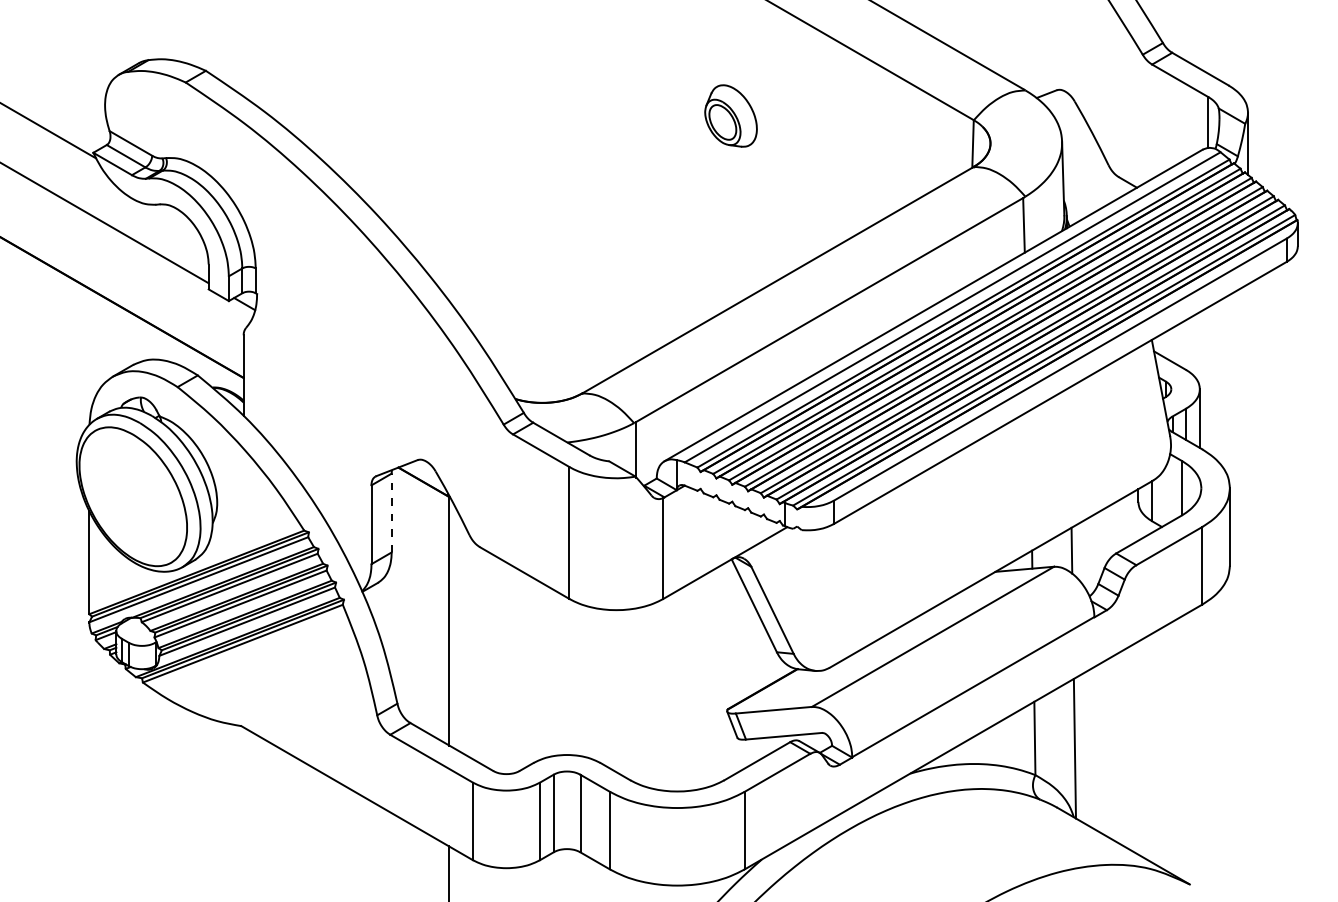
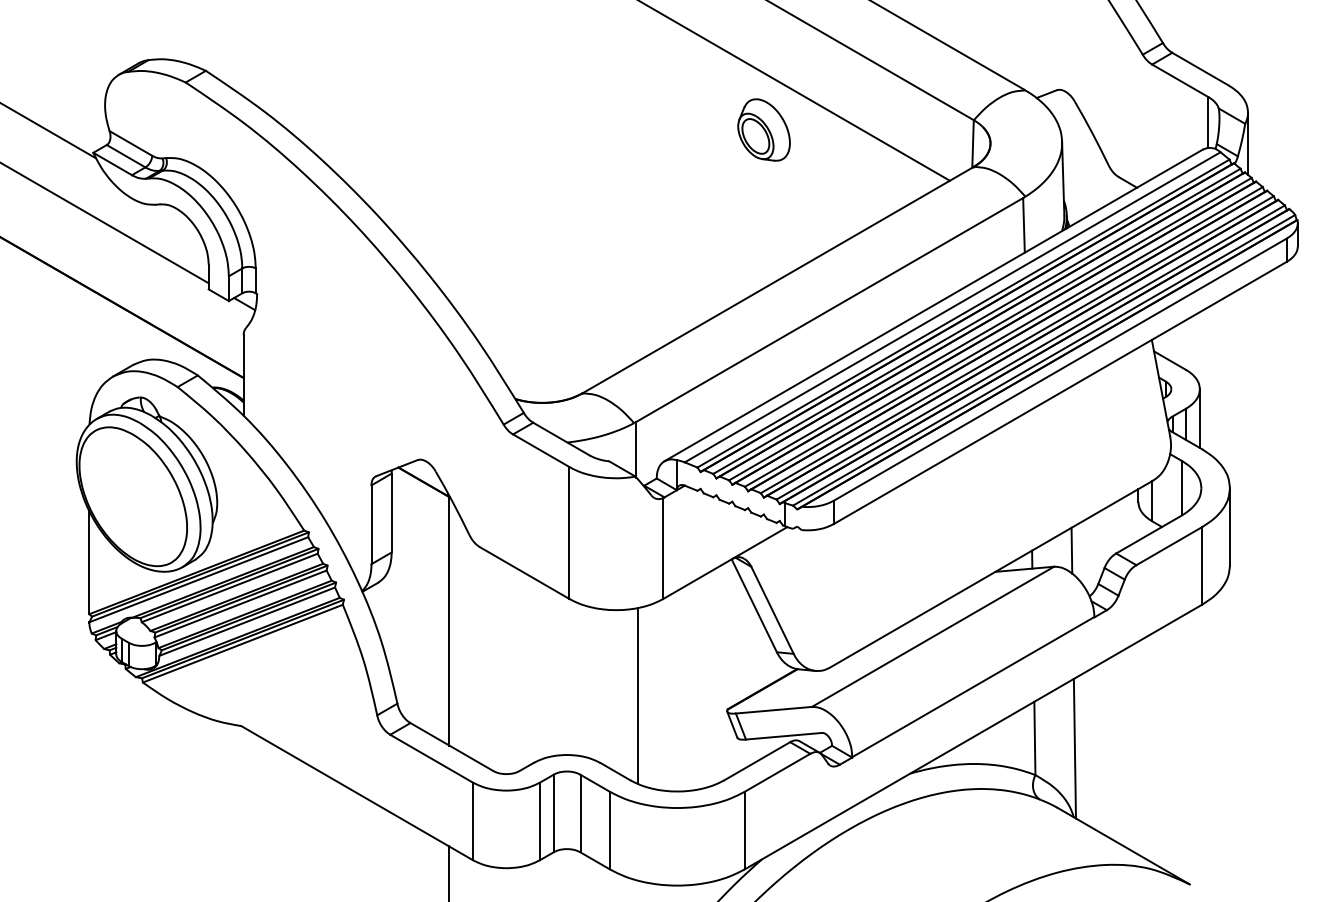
line: none -> present (795, 91)
part position: (730, 115) -> (763, 129) (763, 129)
line: dashed -> solid (391, 512)
line: none -> present (637, 695)
